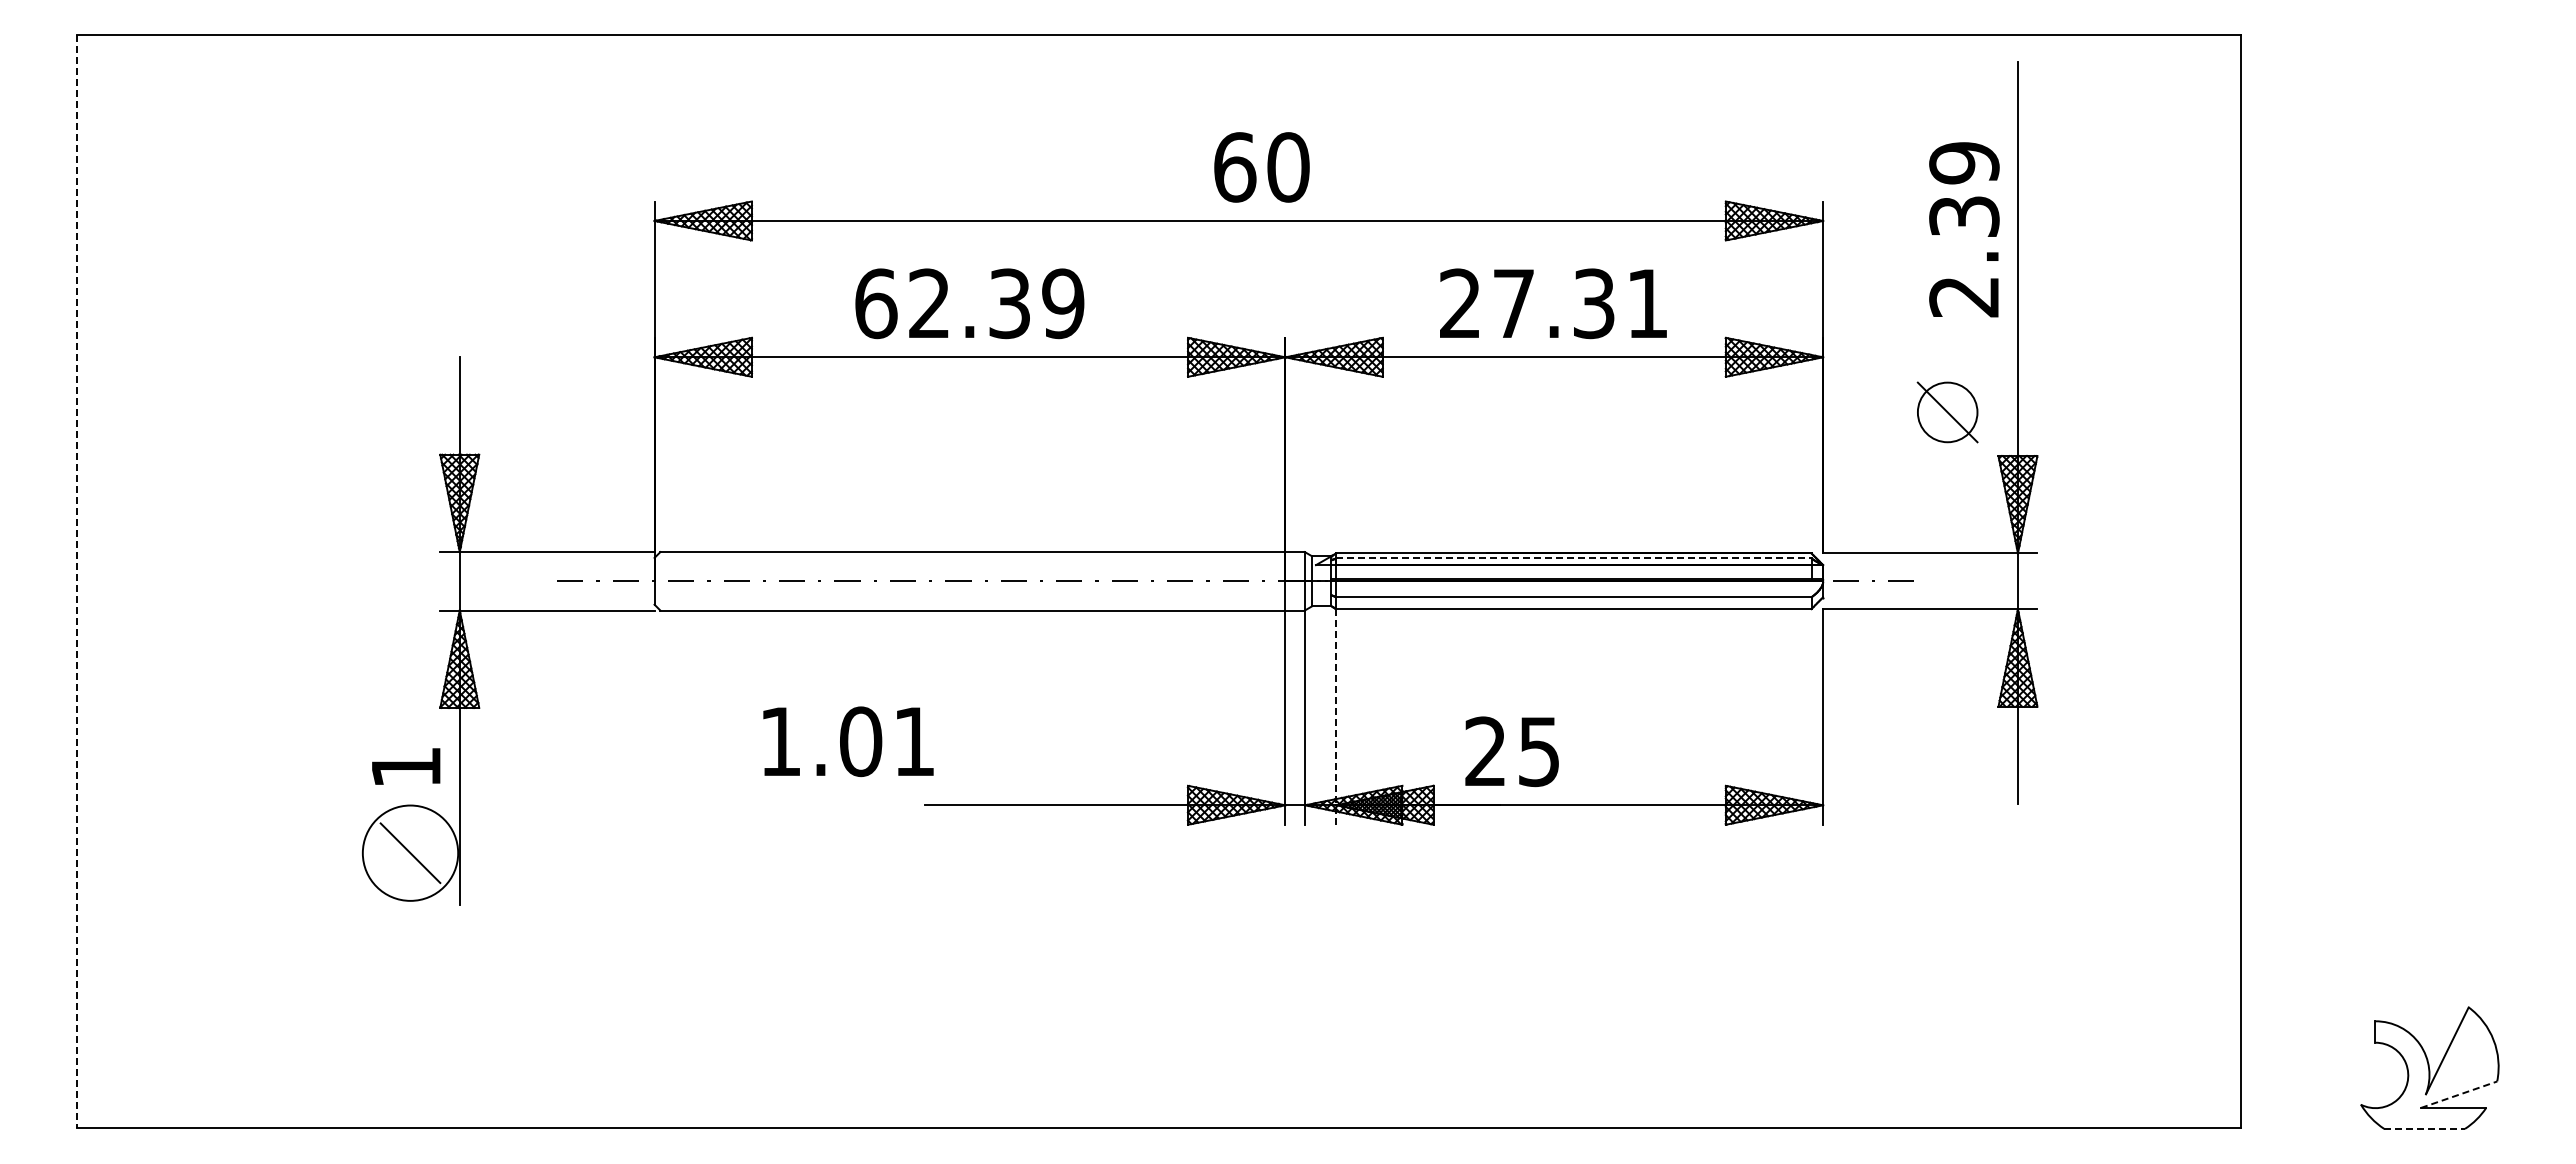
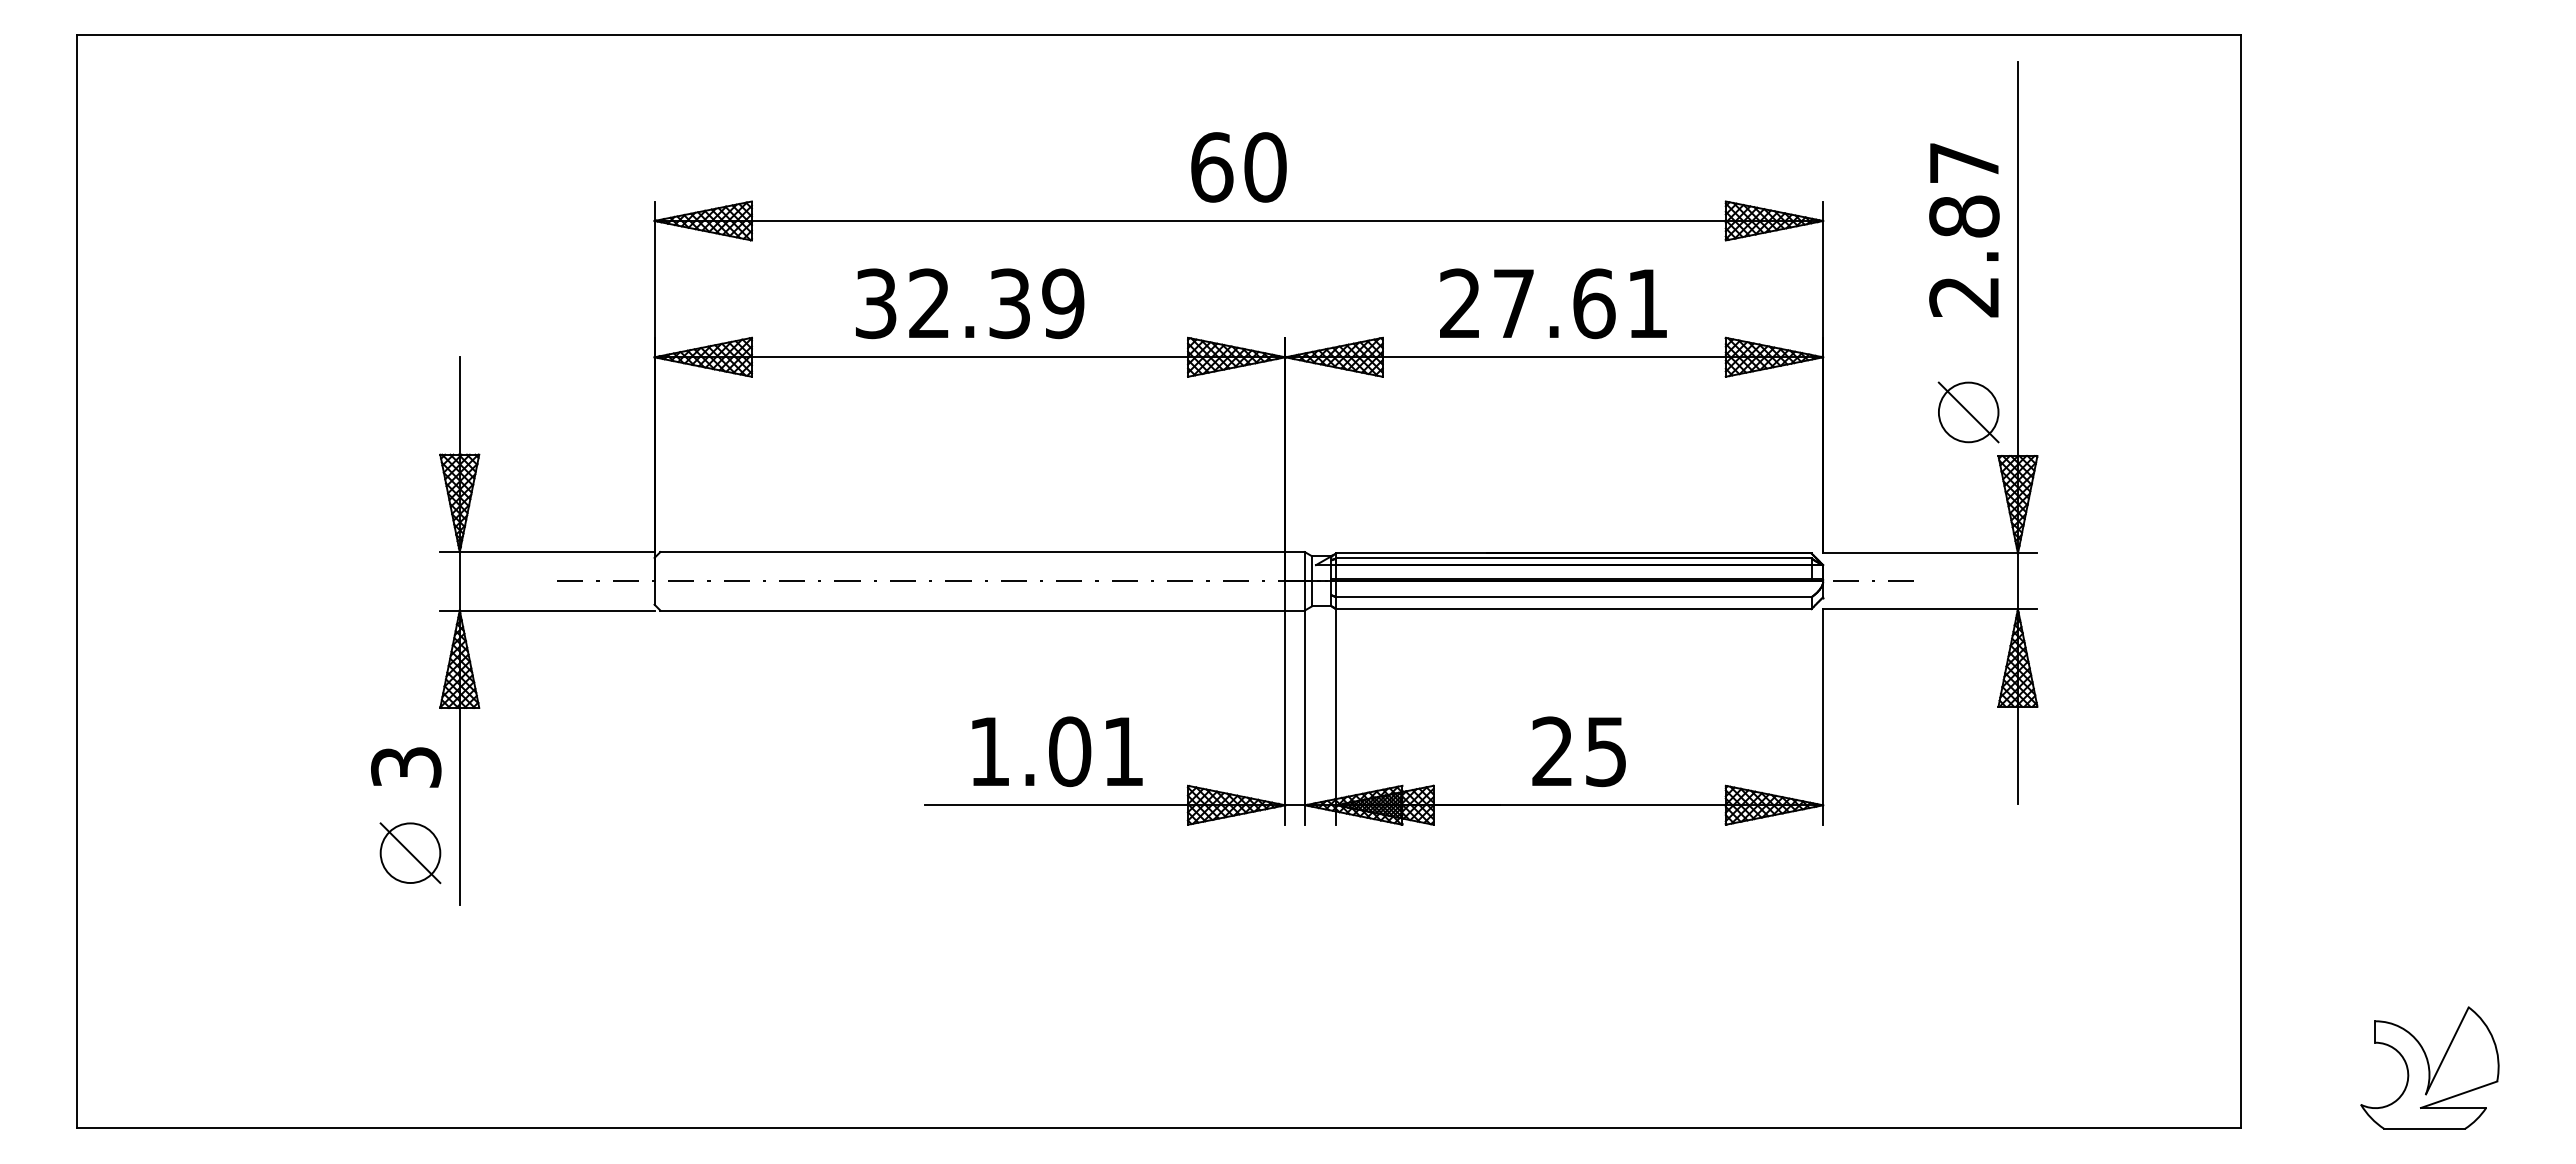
text position: (1261, 167) -> (1238, 167) (1238, 167)
text: 2.39 -> 2.87 (1964, 189)
text: 62.39 -> 32.39 (876, 303)
text: 27.31 -> 27.61 (1594, 303)
part position: (1947, 412) -> (1968, 412) (1968, 412)
line: dashed -> solid (1573, 558)
line: dashed -> solid (77, 581)
line: dashed -> solid (1336, 717)
text position: (848, 741) -> (1057, 751) (1057, 751)
text position: (1511, 751) -> (1578, 751) (1578, 751)
text: 1 -> 3 (406, 767)
circle diameter: 95 px -> 60 px (410, 853)
line: dashed -> solid (2459, 1094)
line: dashed -> solid (2425, 1129)
